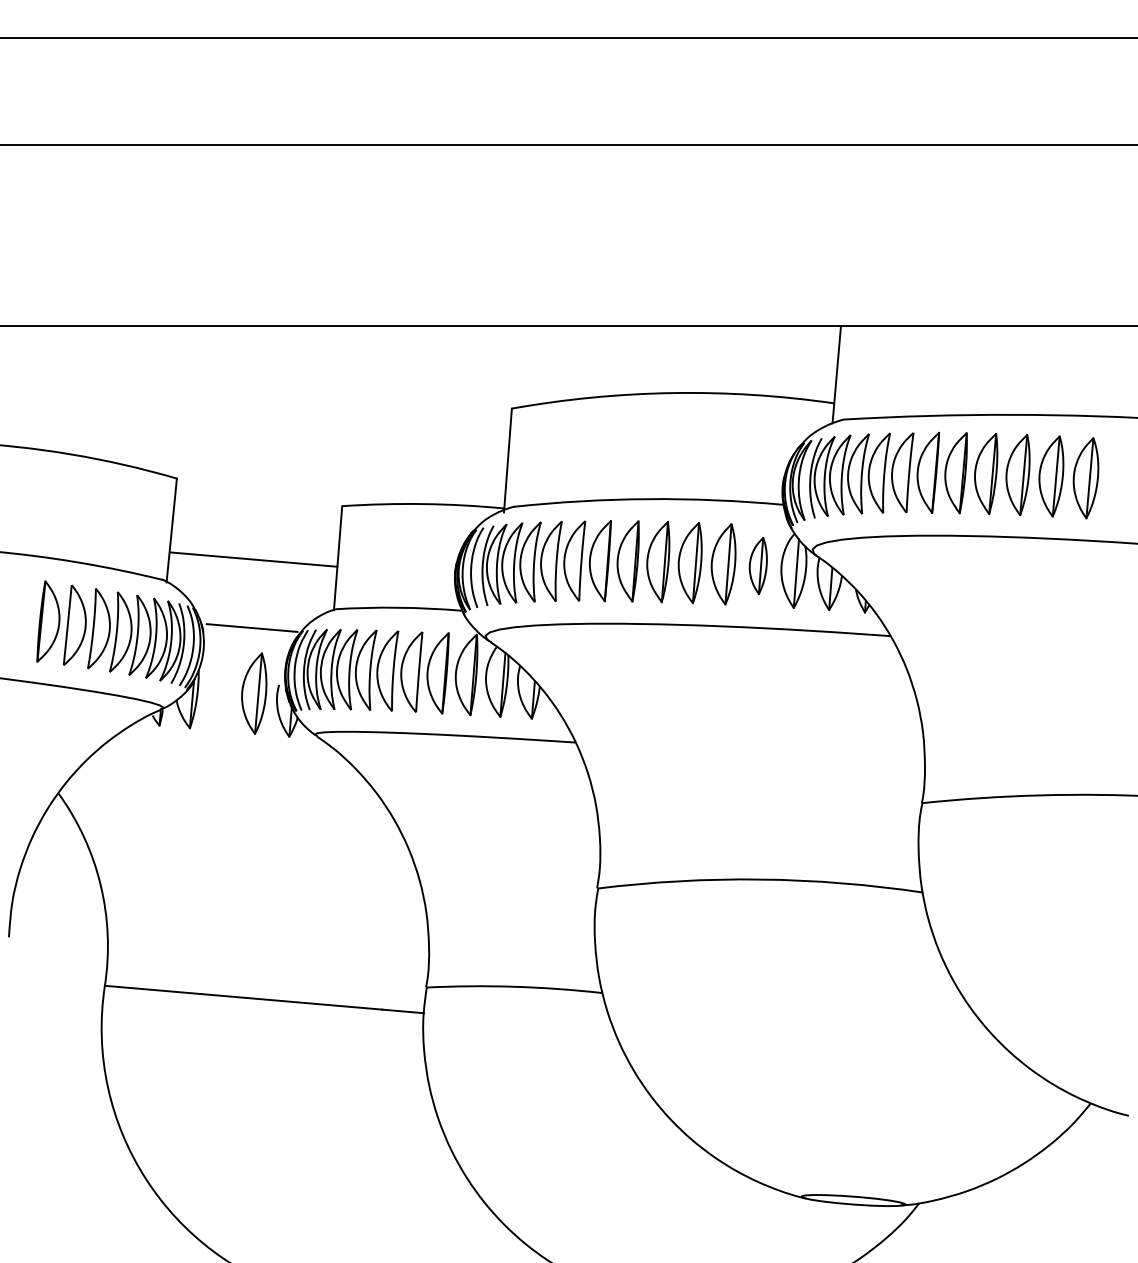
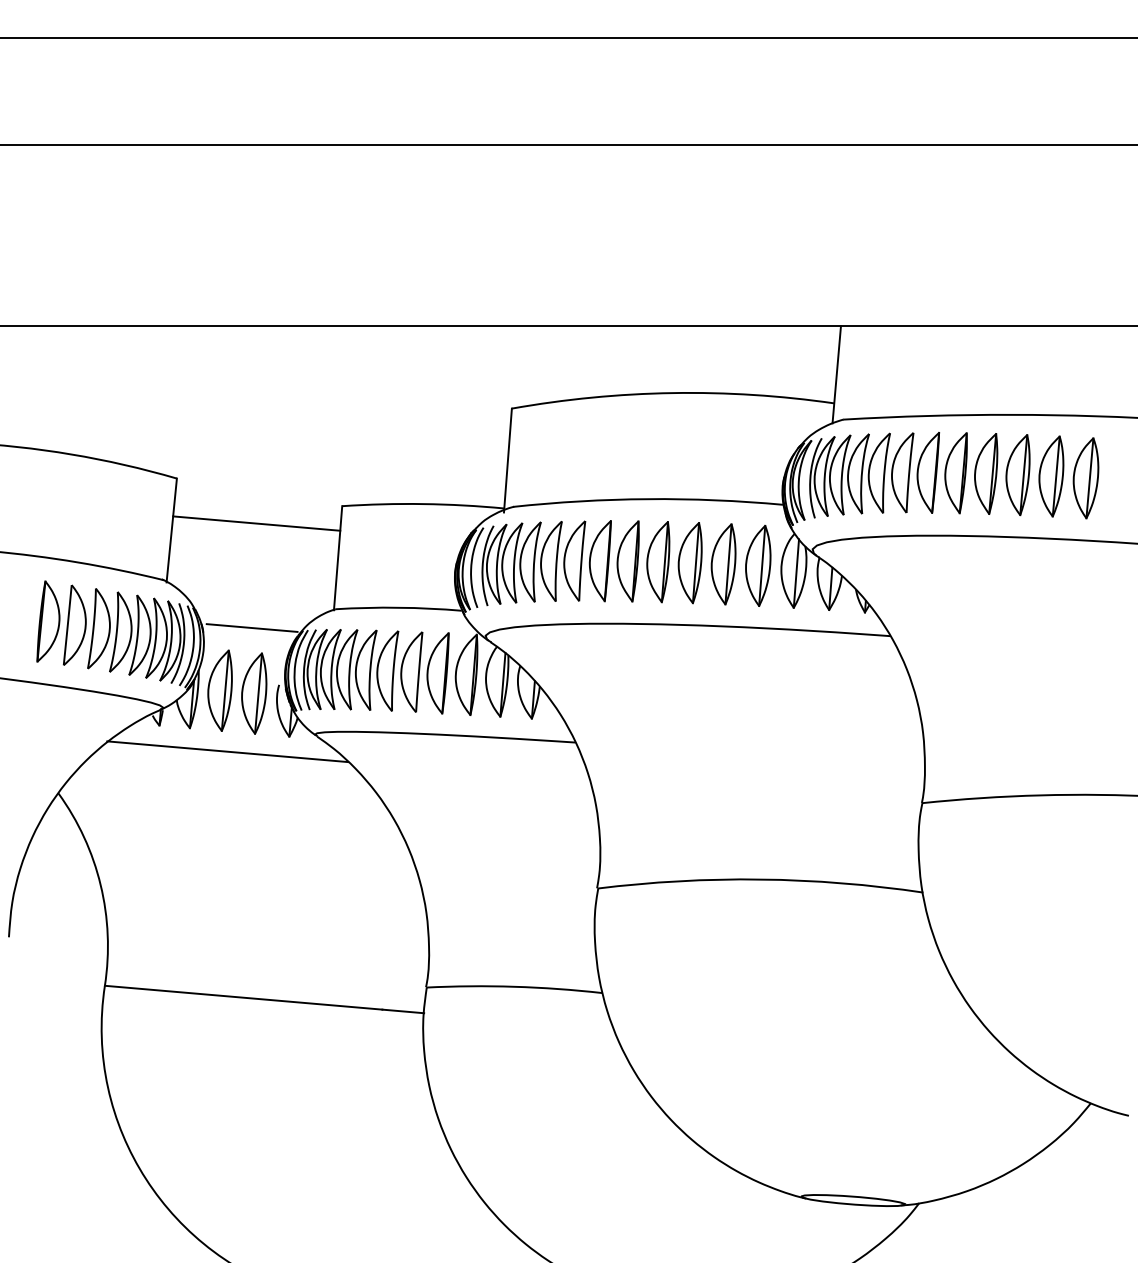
line position: (253, 559) -> (256, 523) (256, 523)
part size: 20x58 px -> 27x82 px (758, 565)
part: none -> present (219, 690)
line: none -> present (227, 751)
